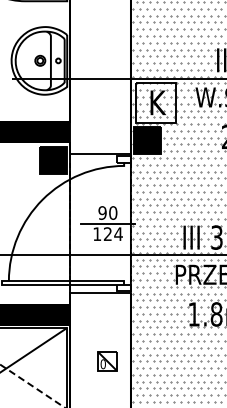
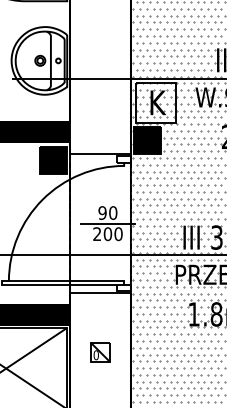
text: 124 -> 200 (107, 234)
part position: (107, 361) -> (100, 352) (100, 352)
line: dashed -> solid (33, 386)
